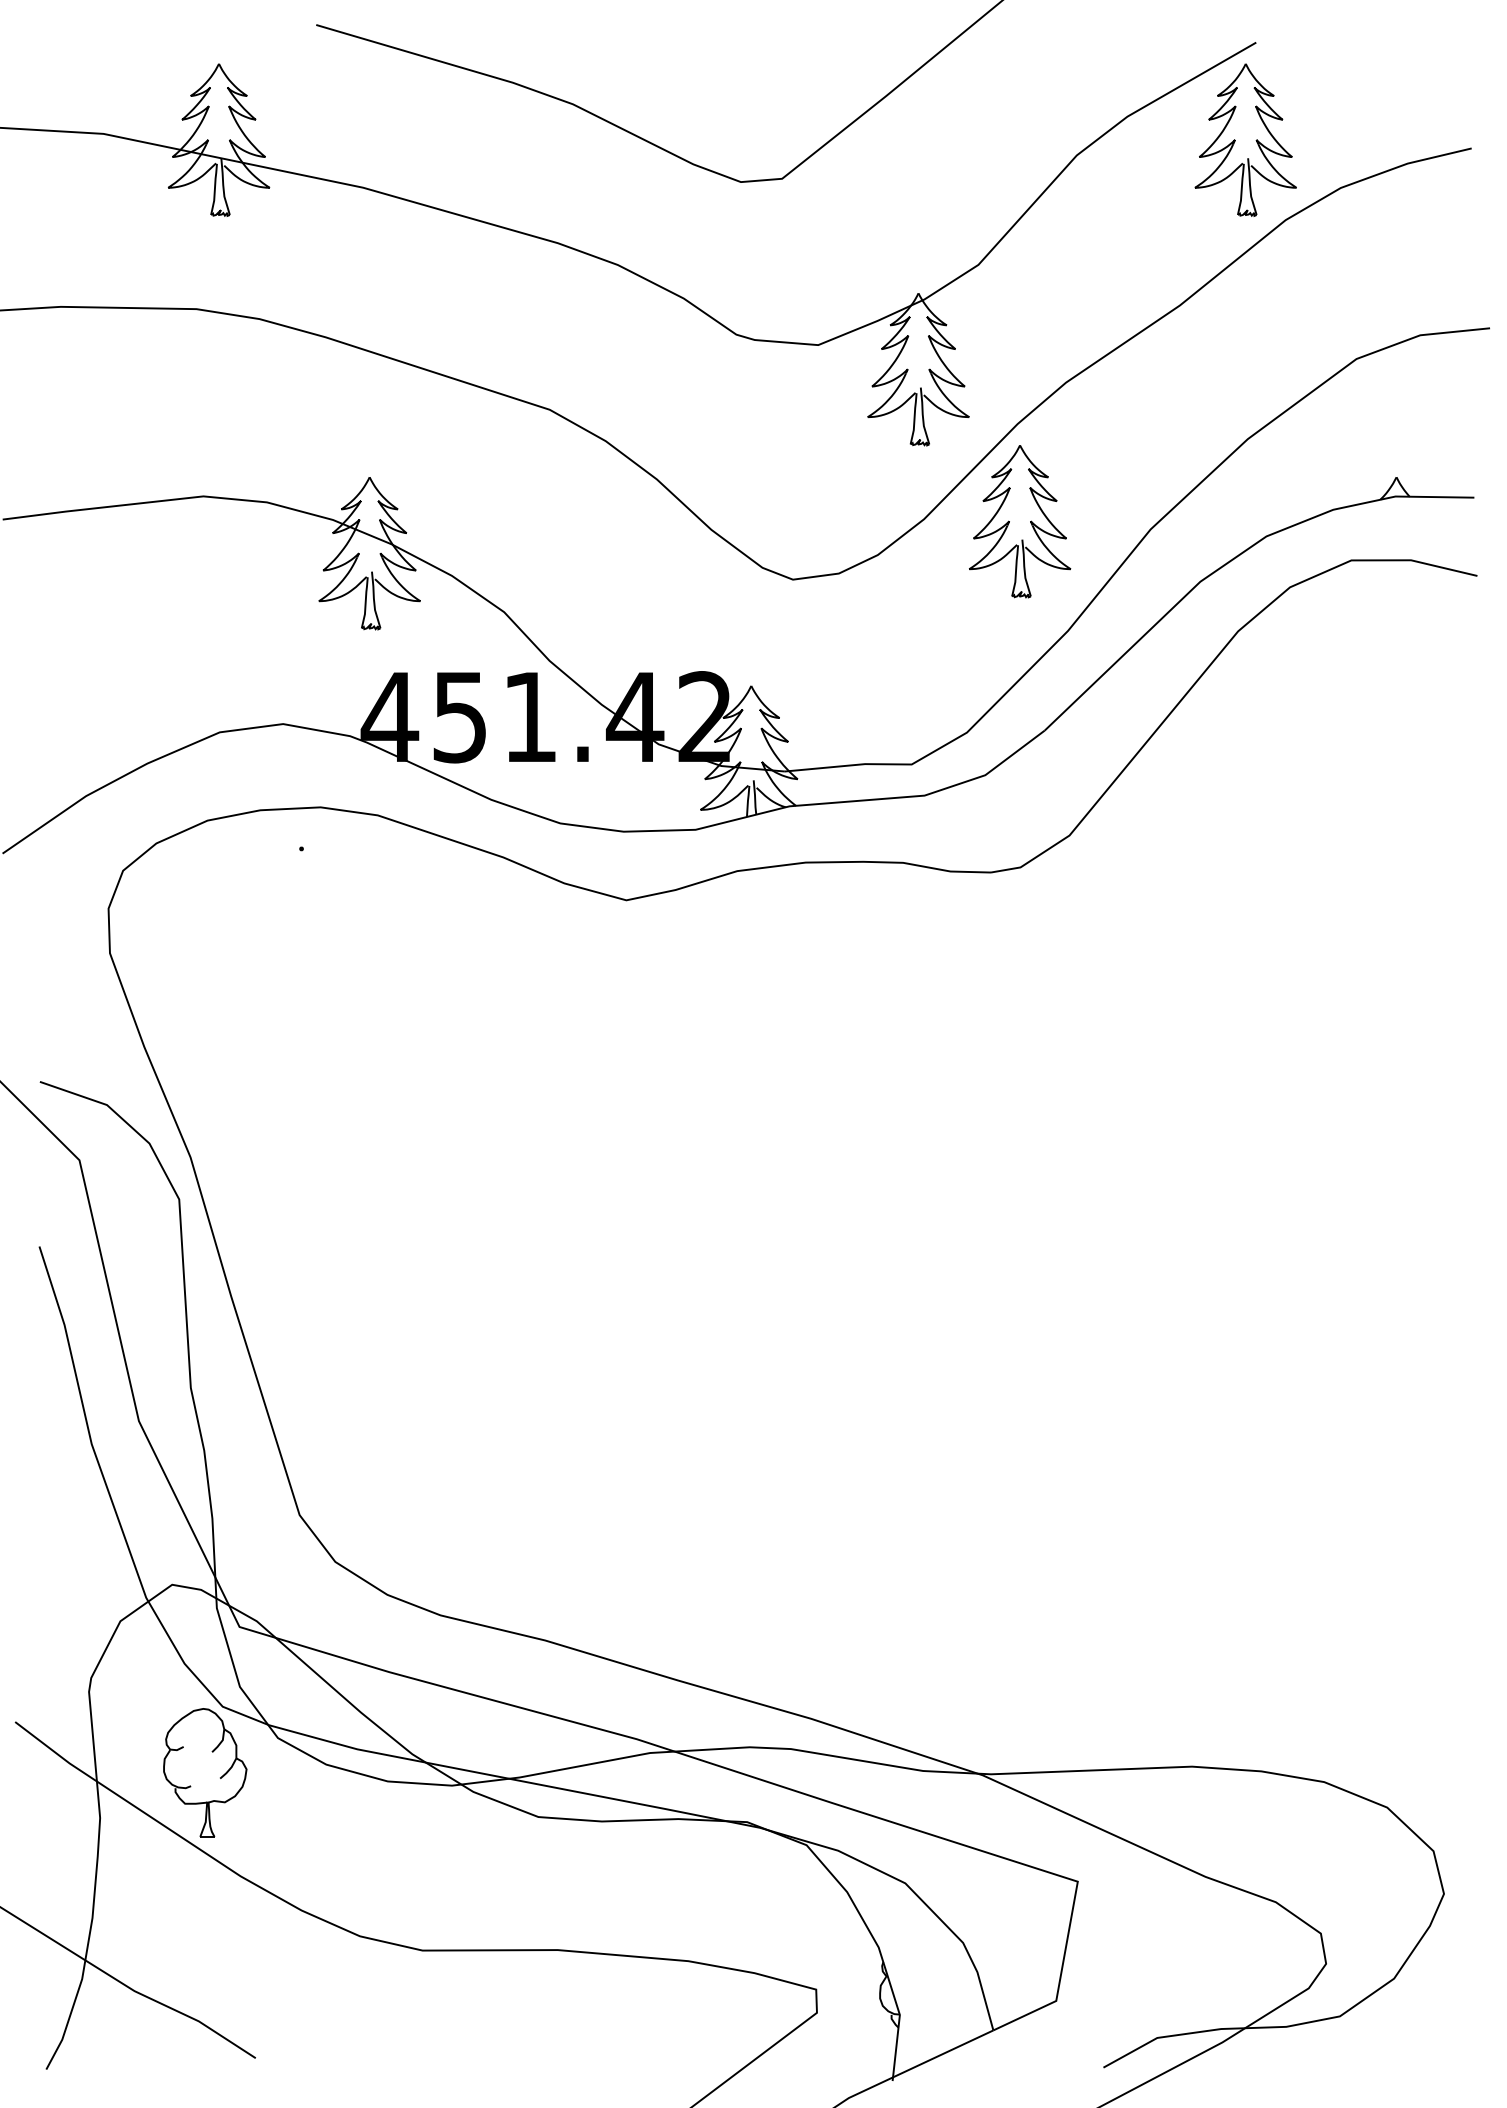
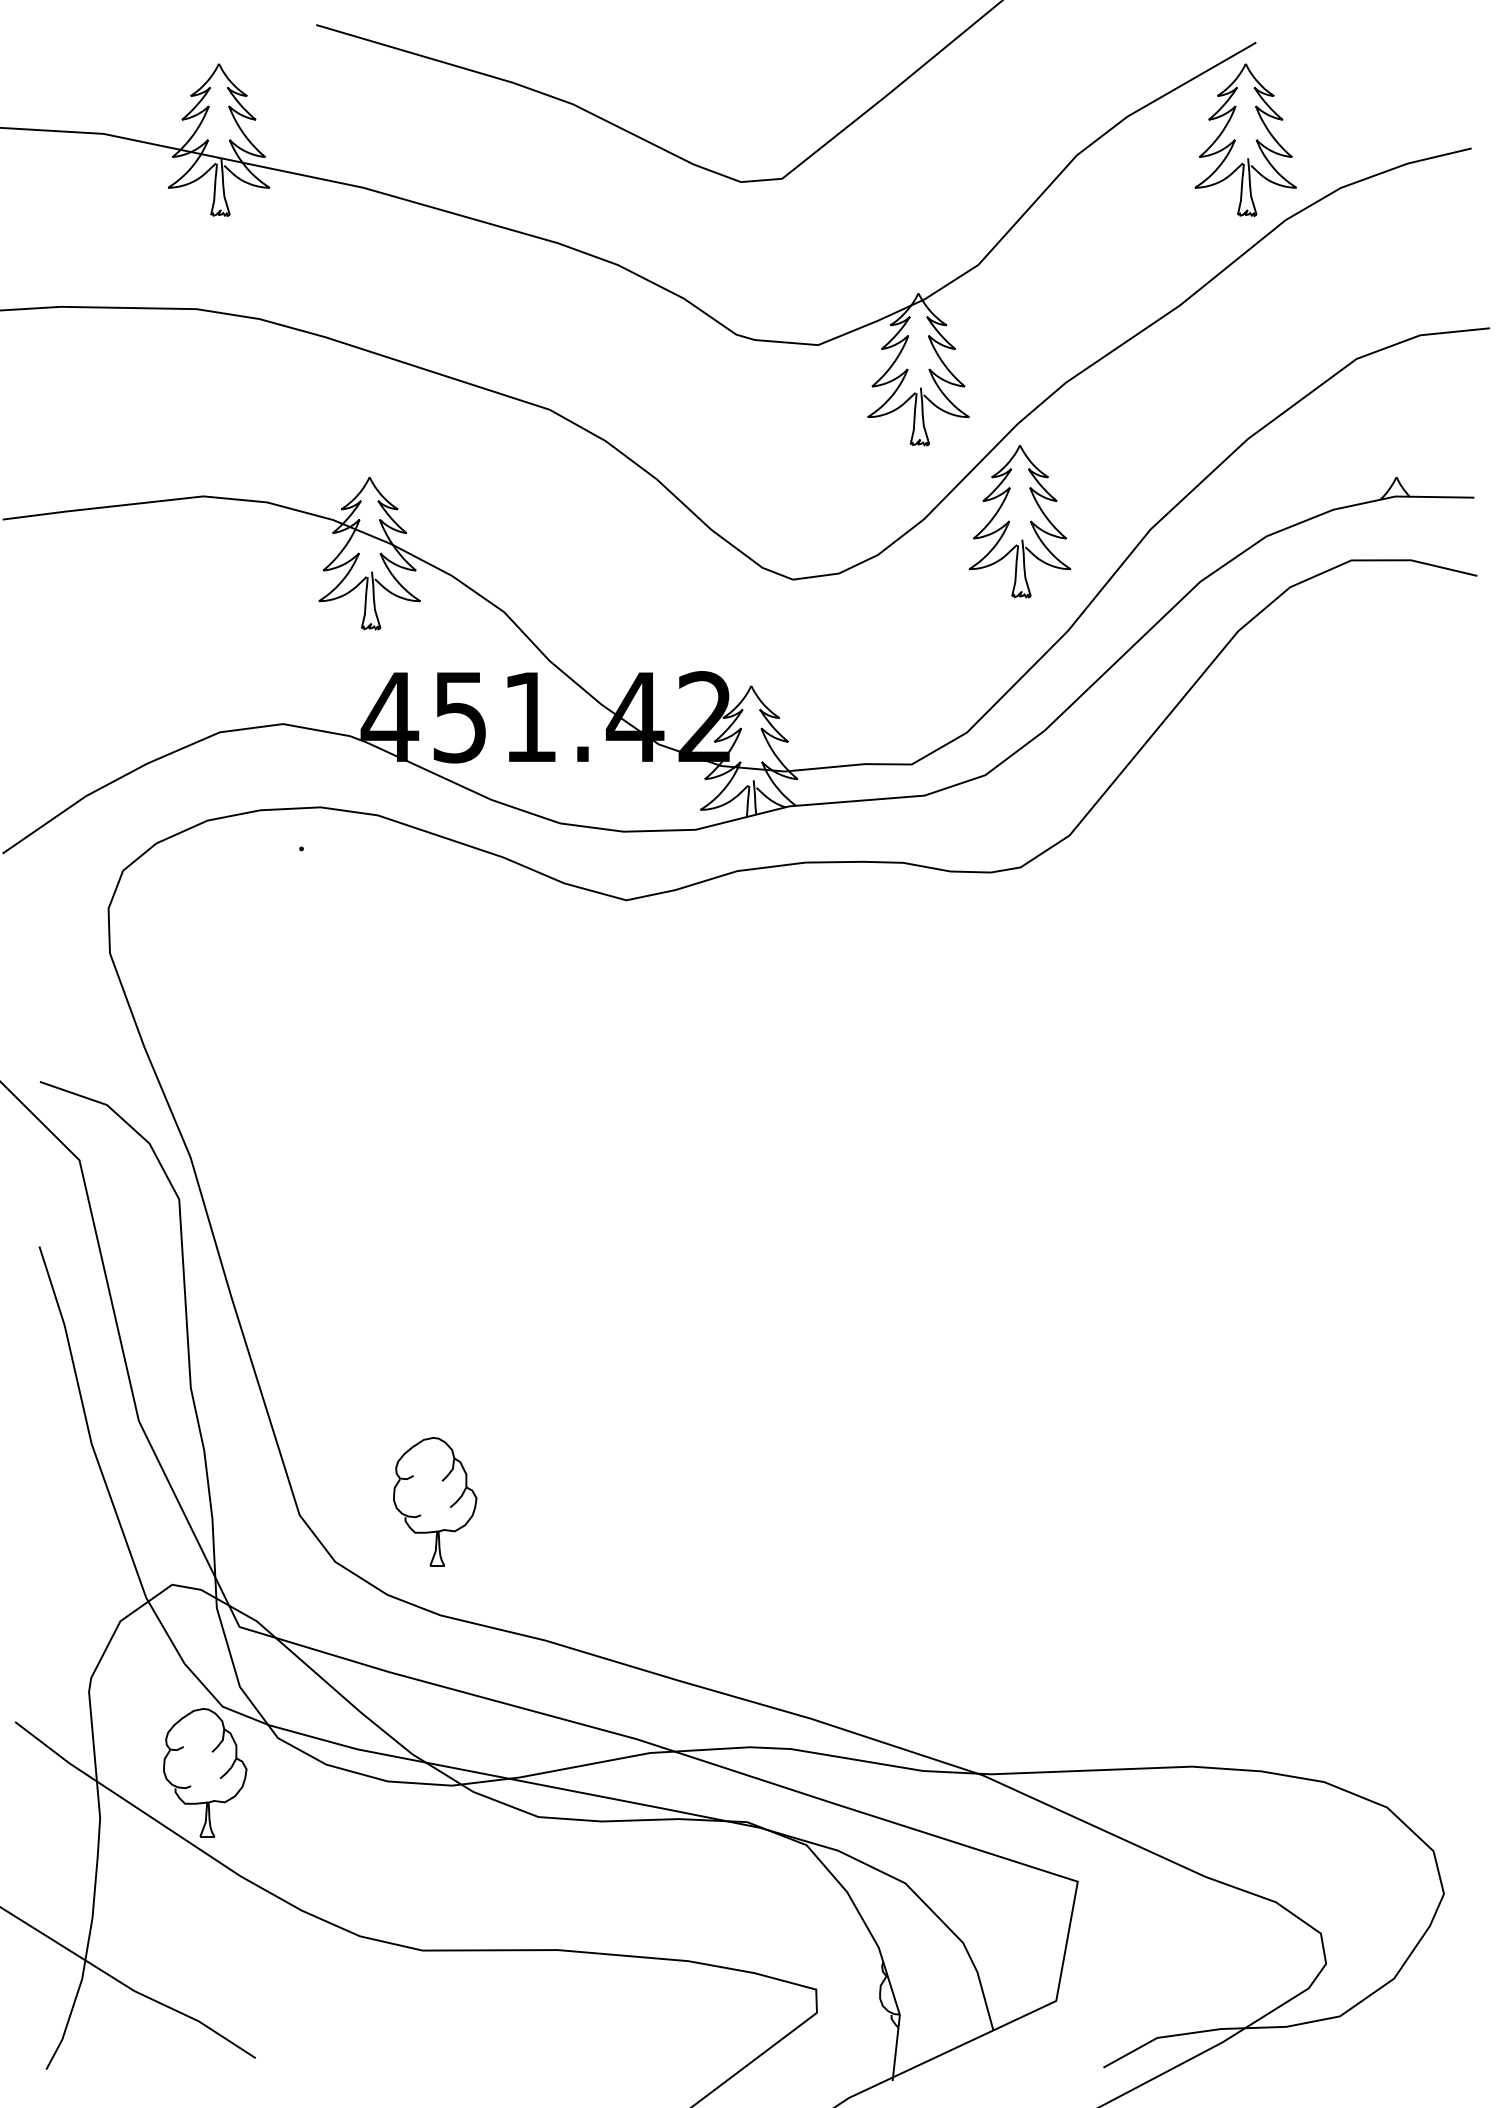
part: none -> present (435, 1501)
